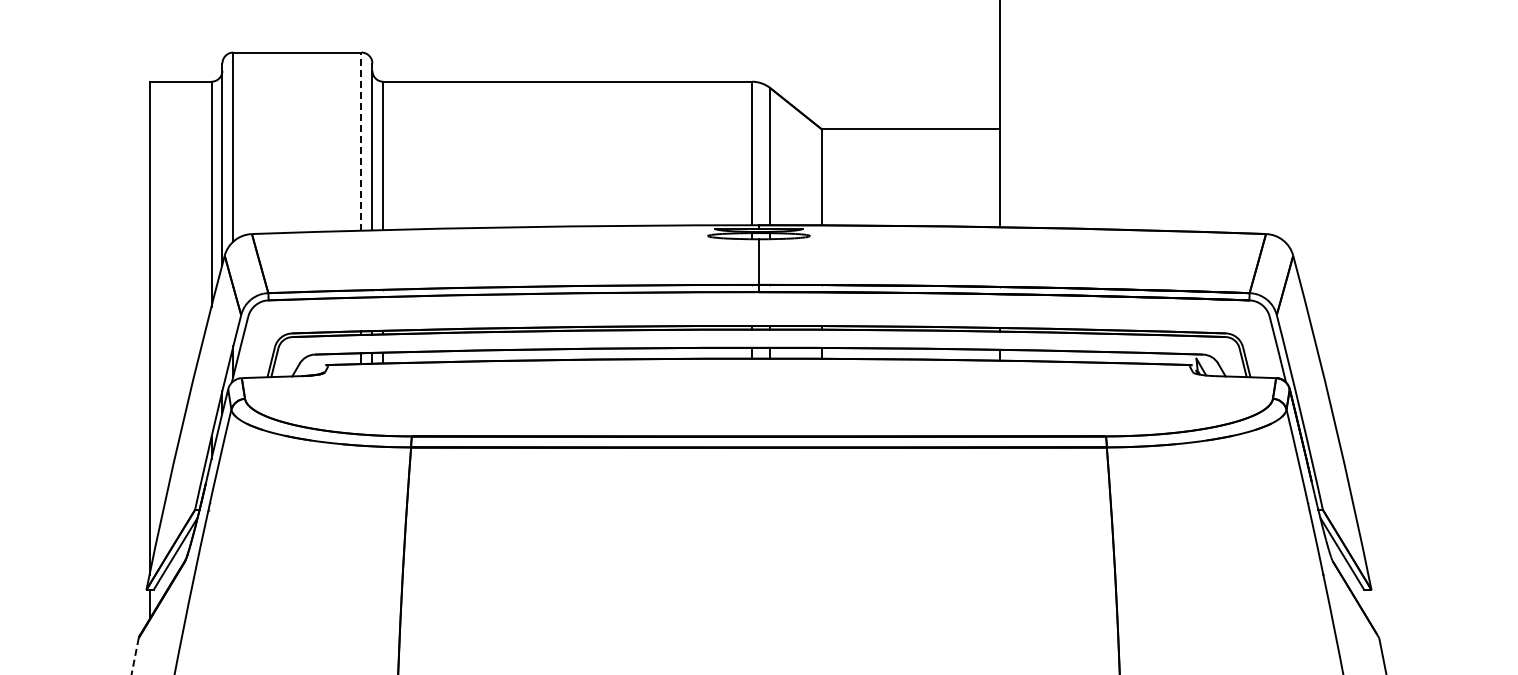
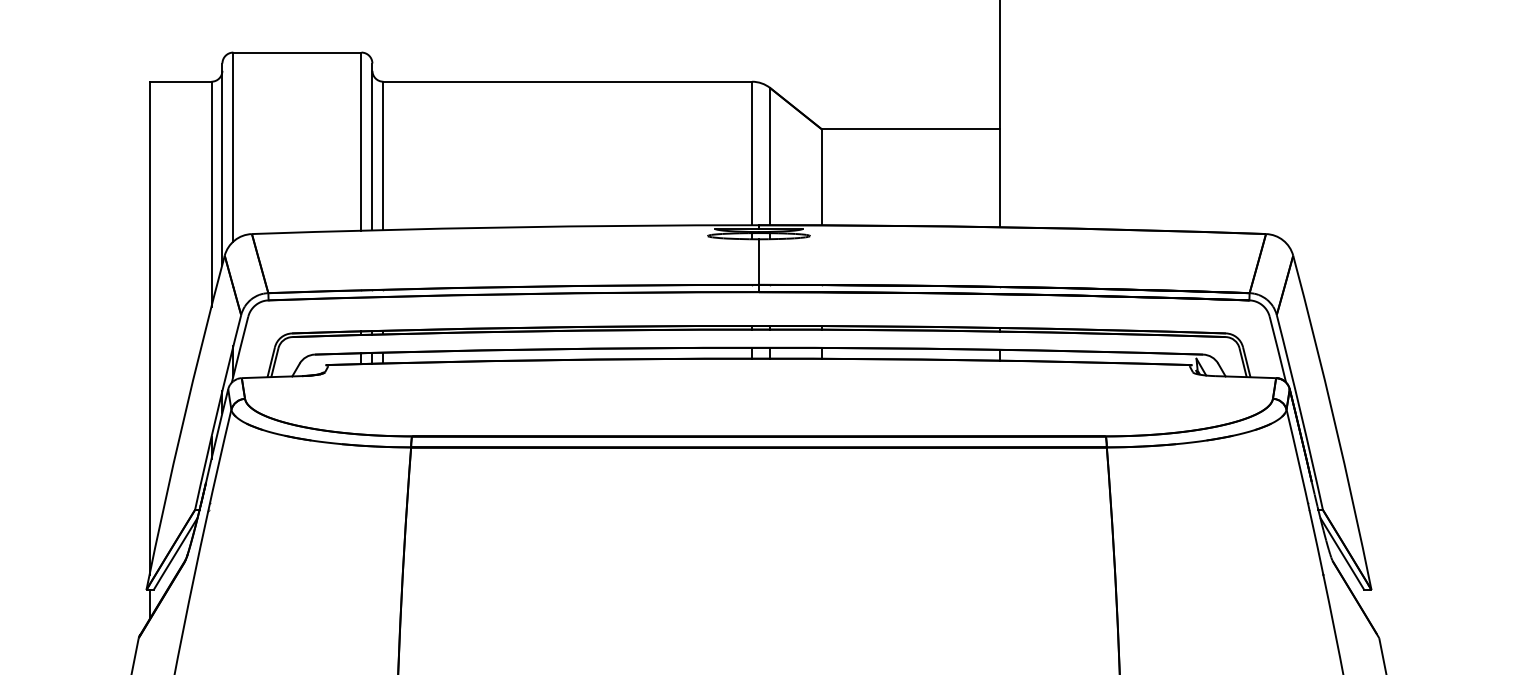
line: dashed -> solid (361, 141)
arc: dashed -> solid (135, 656)
